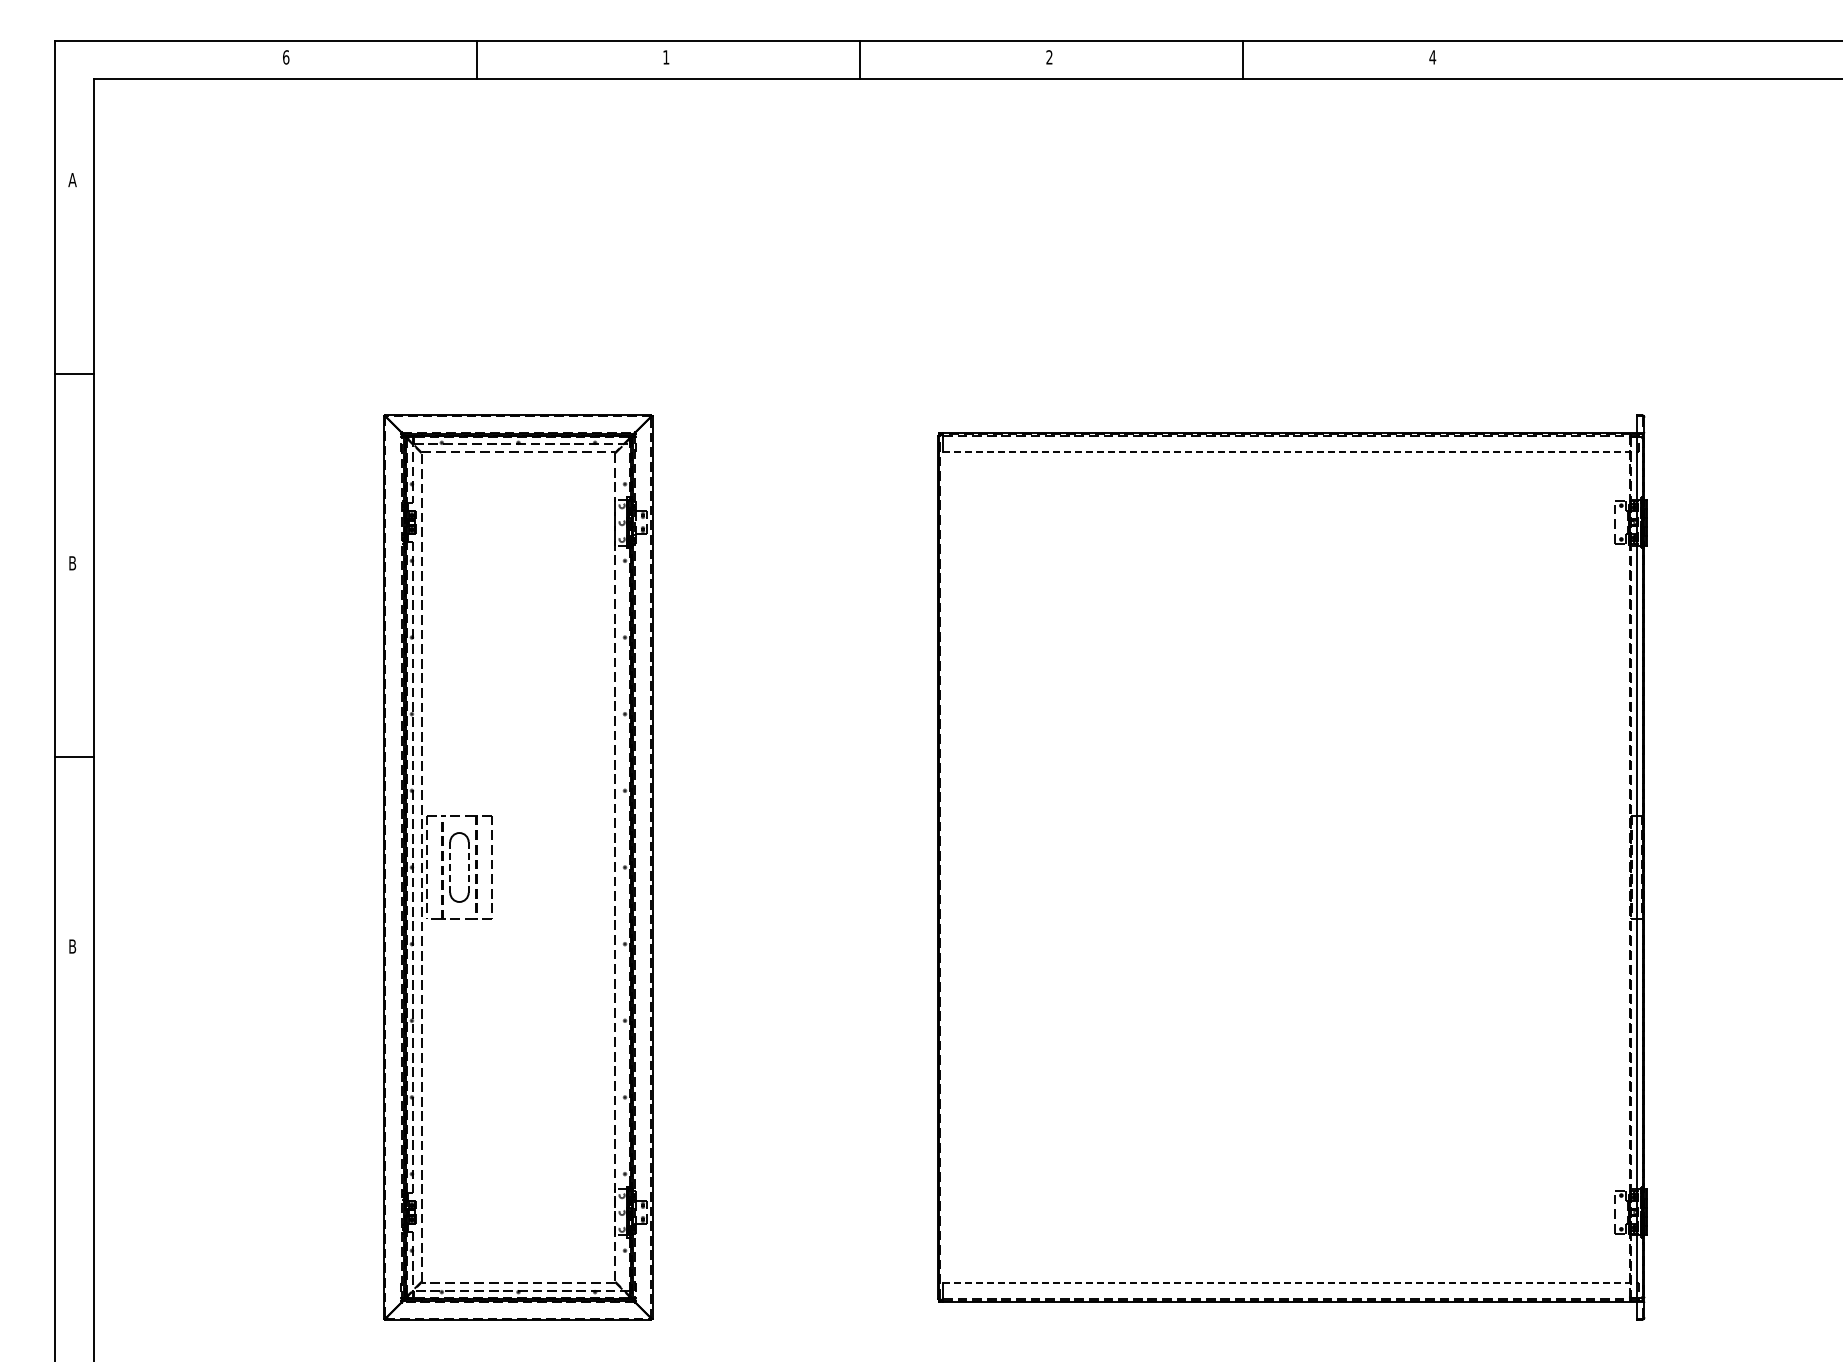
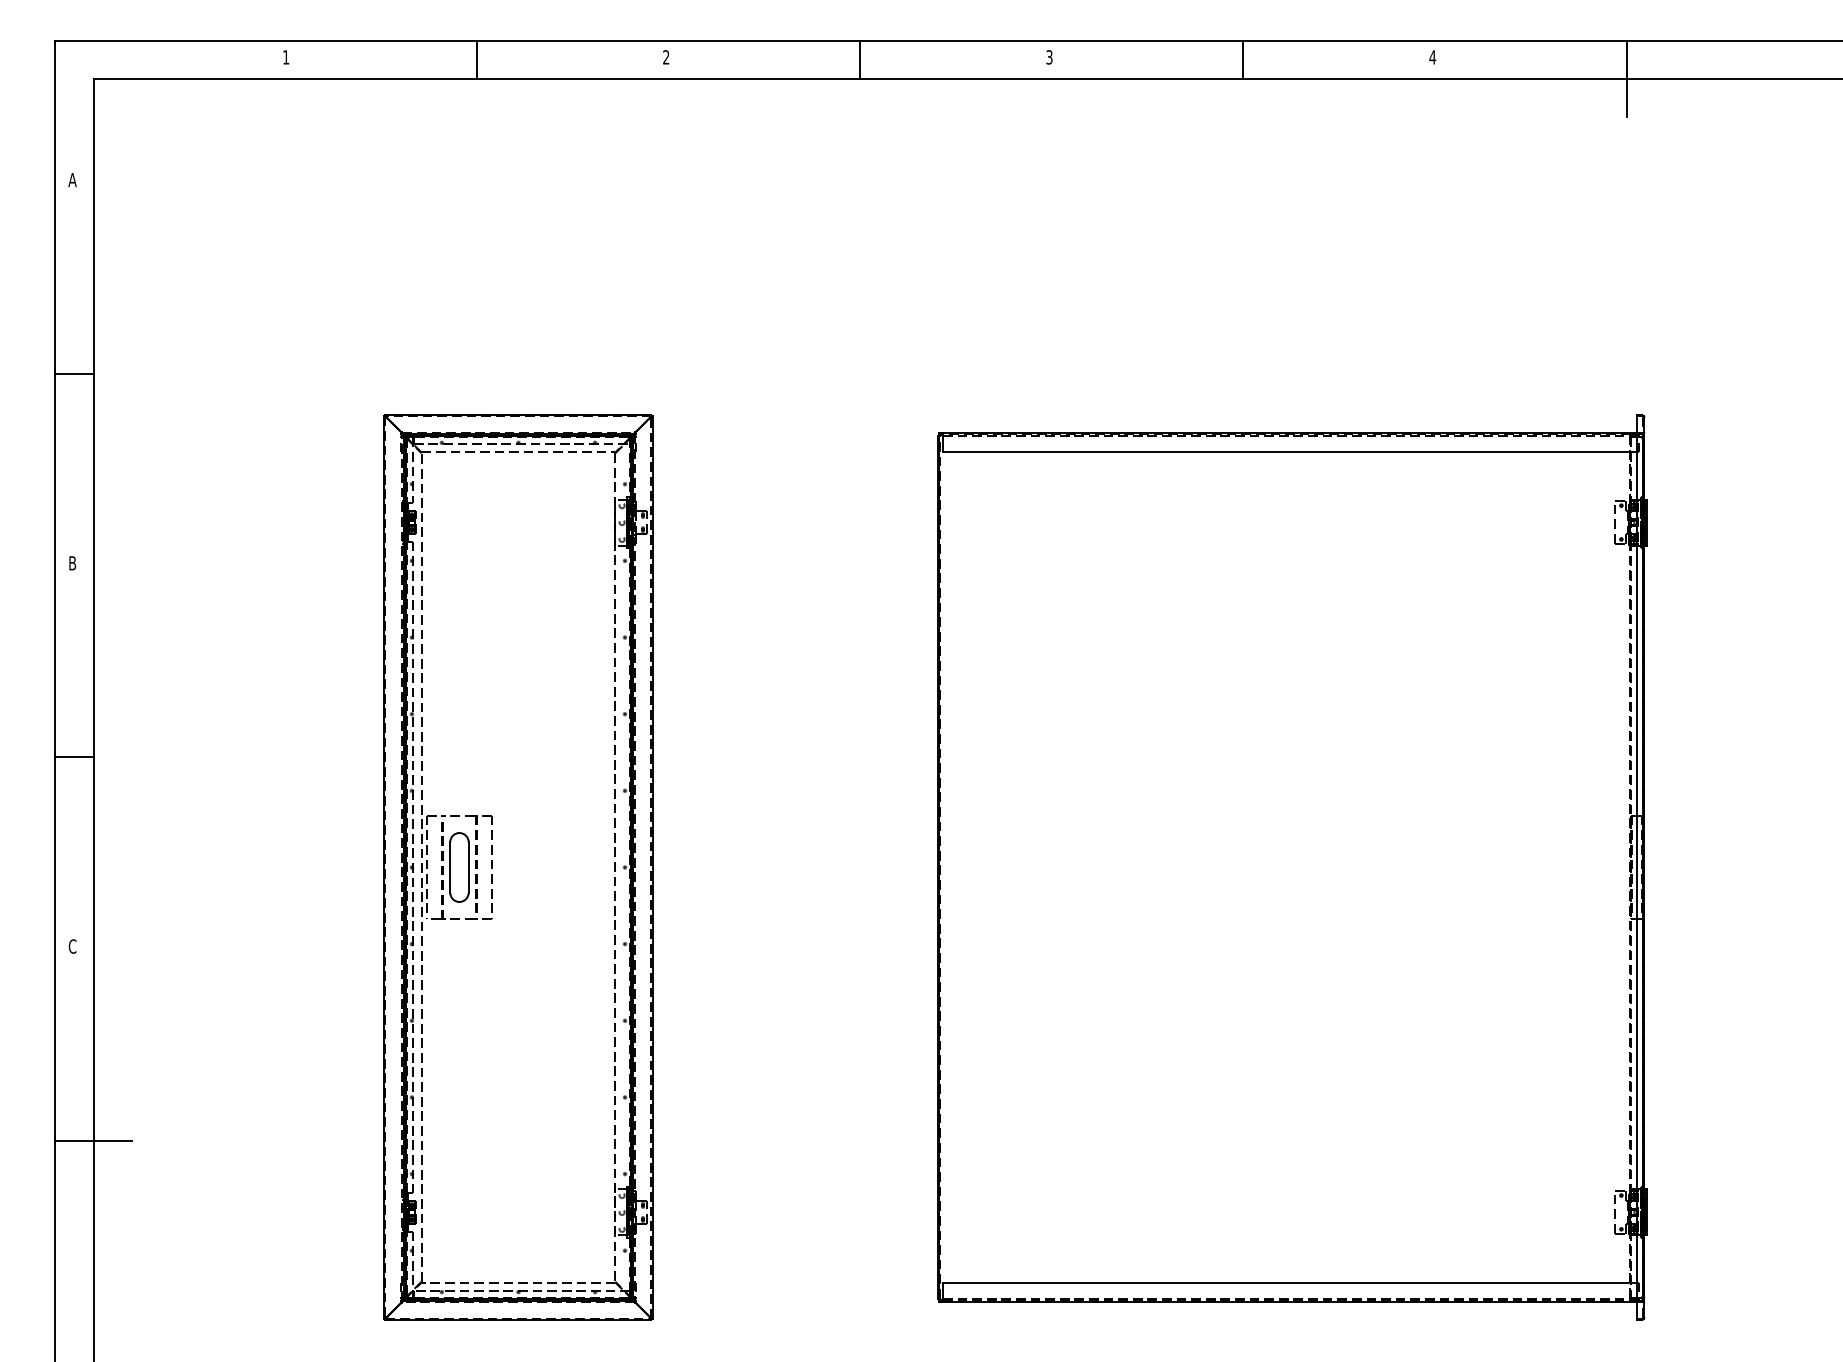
text: 6 -> 1 (286, 57)
text: 1 -> 2 (666, 57)
text: 2 -> 3 (1049, 57)
line: none -> present (1626, 78)
line: dashed -> solid (1289, 452)
line: dashed -> solid (450, 867)
line: dashed -> solid (468, 867)
text: B -> C (72, 946)
line: none -> present (93, 1140)
line: dashed -> solid (1289, 1282)
